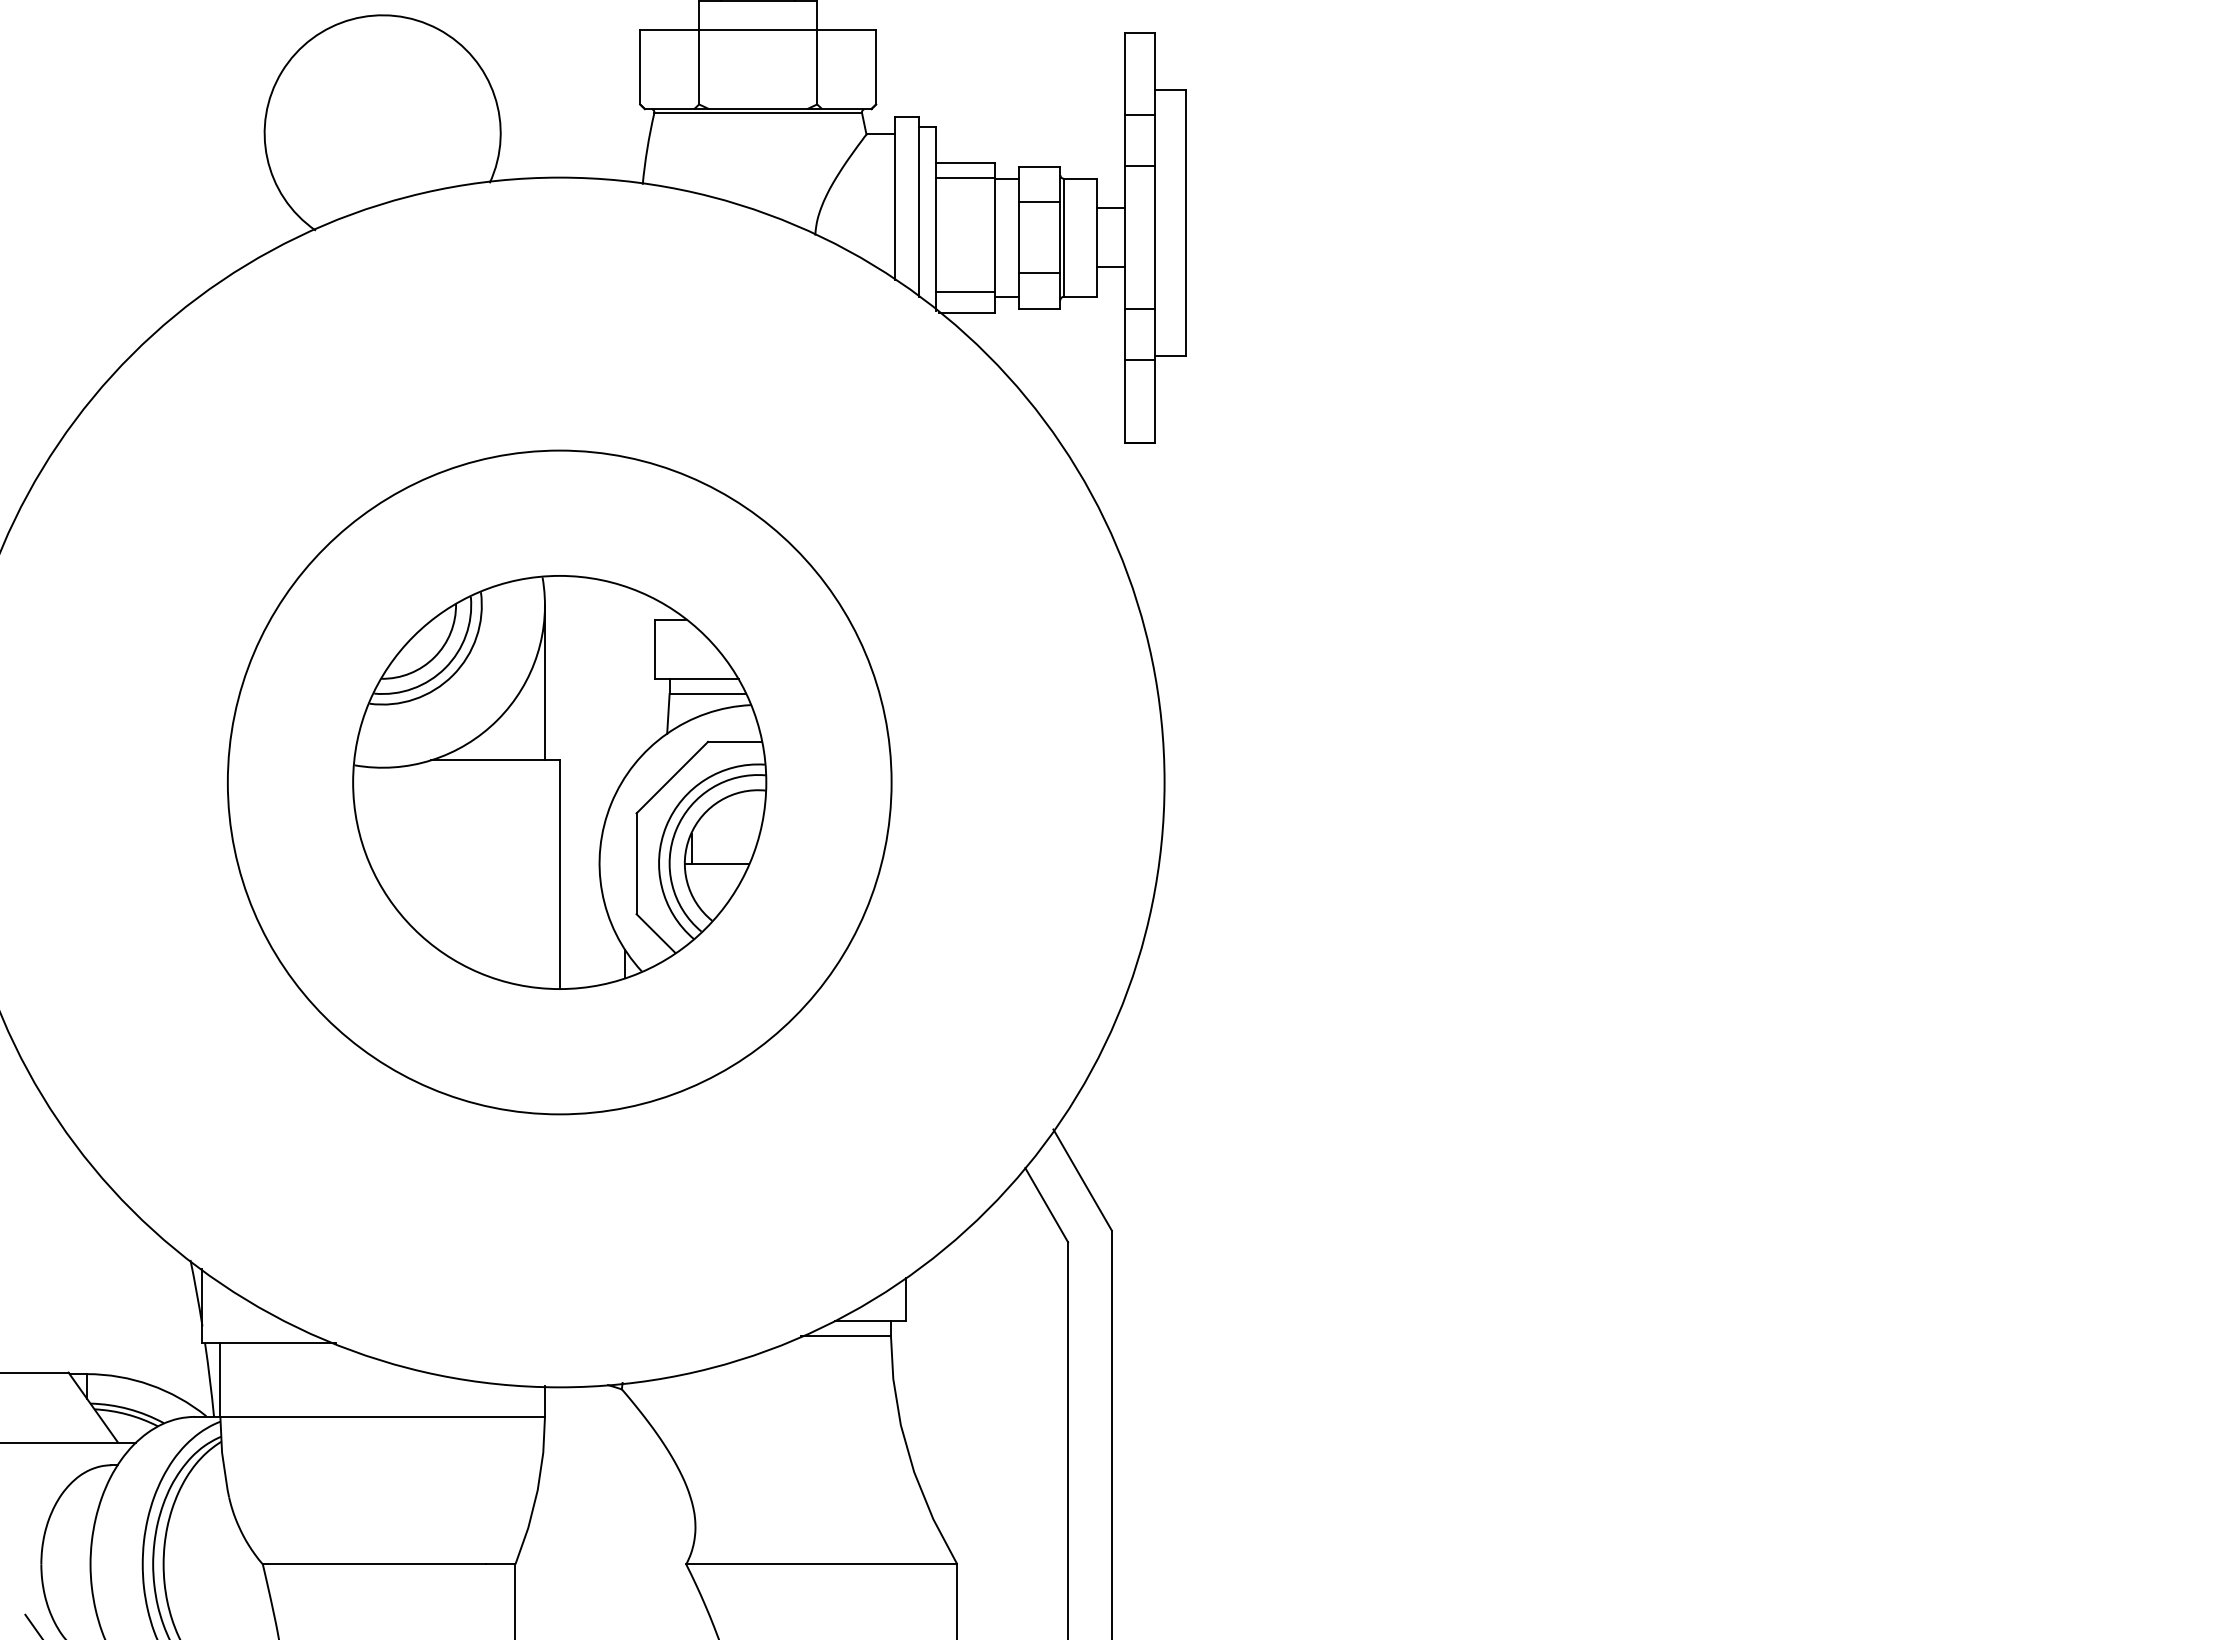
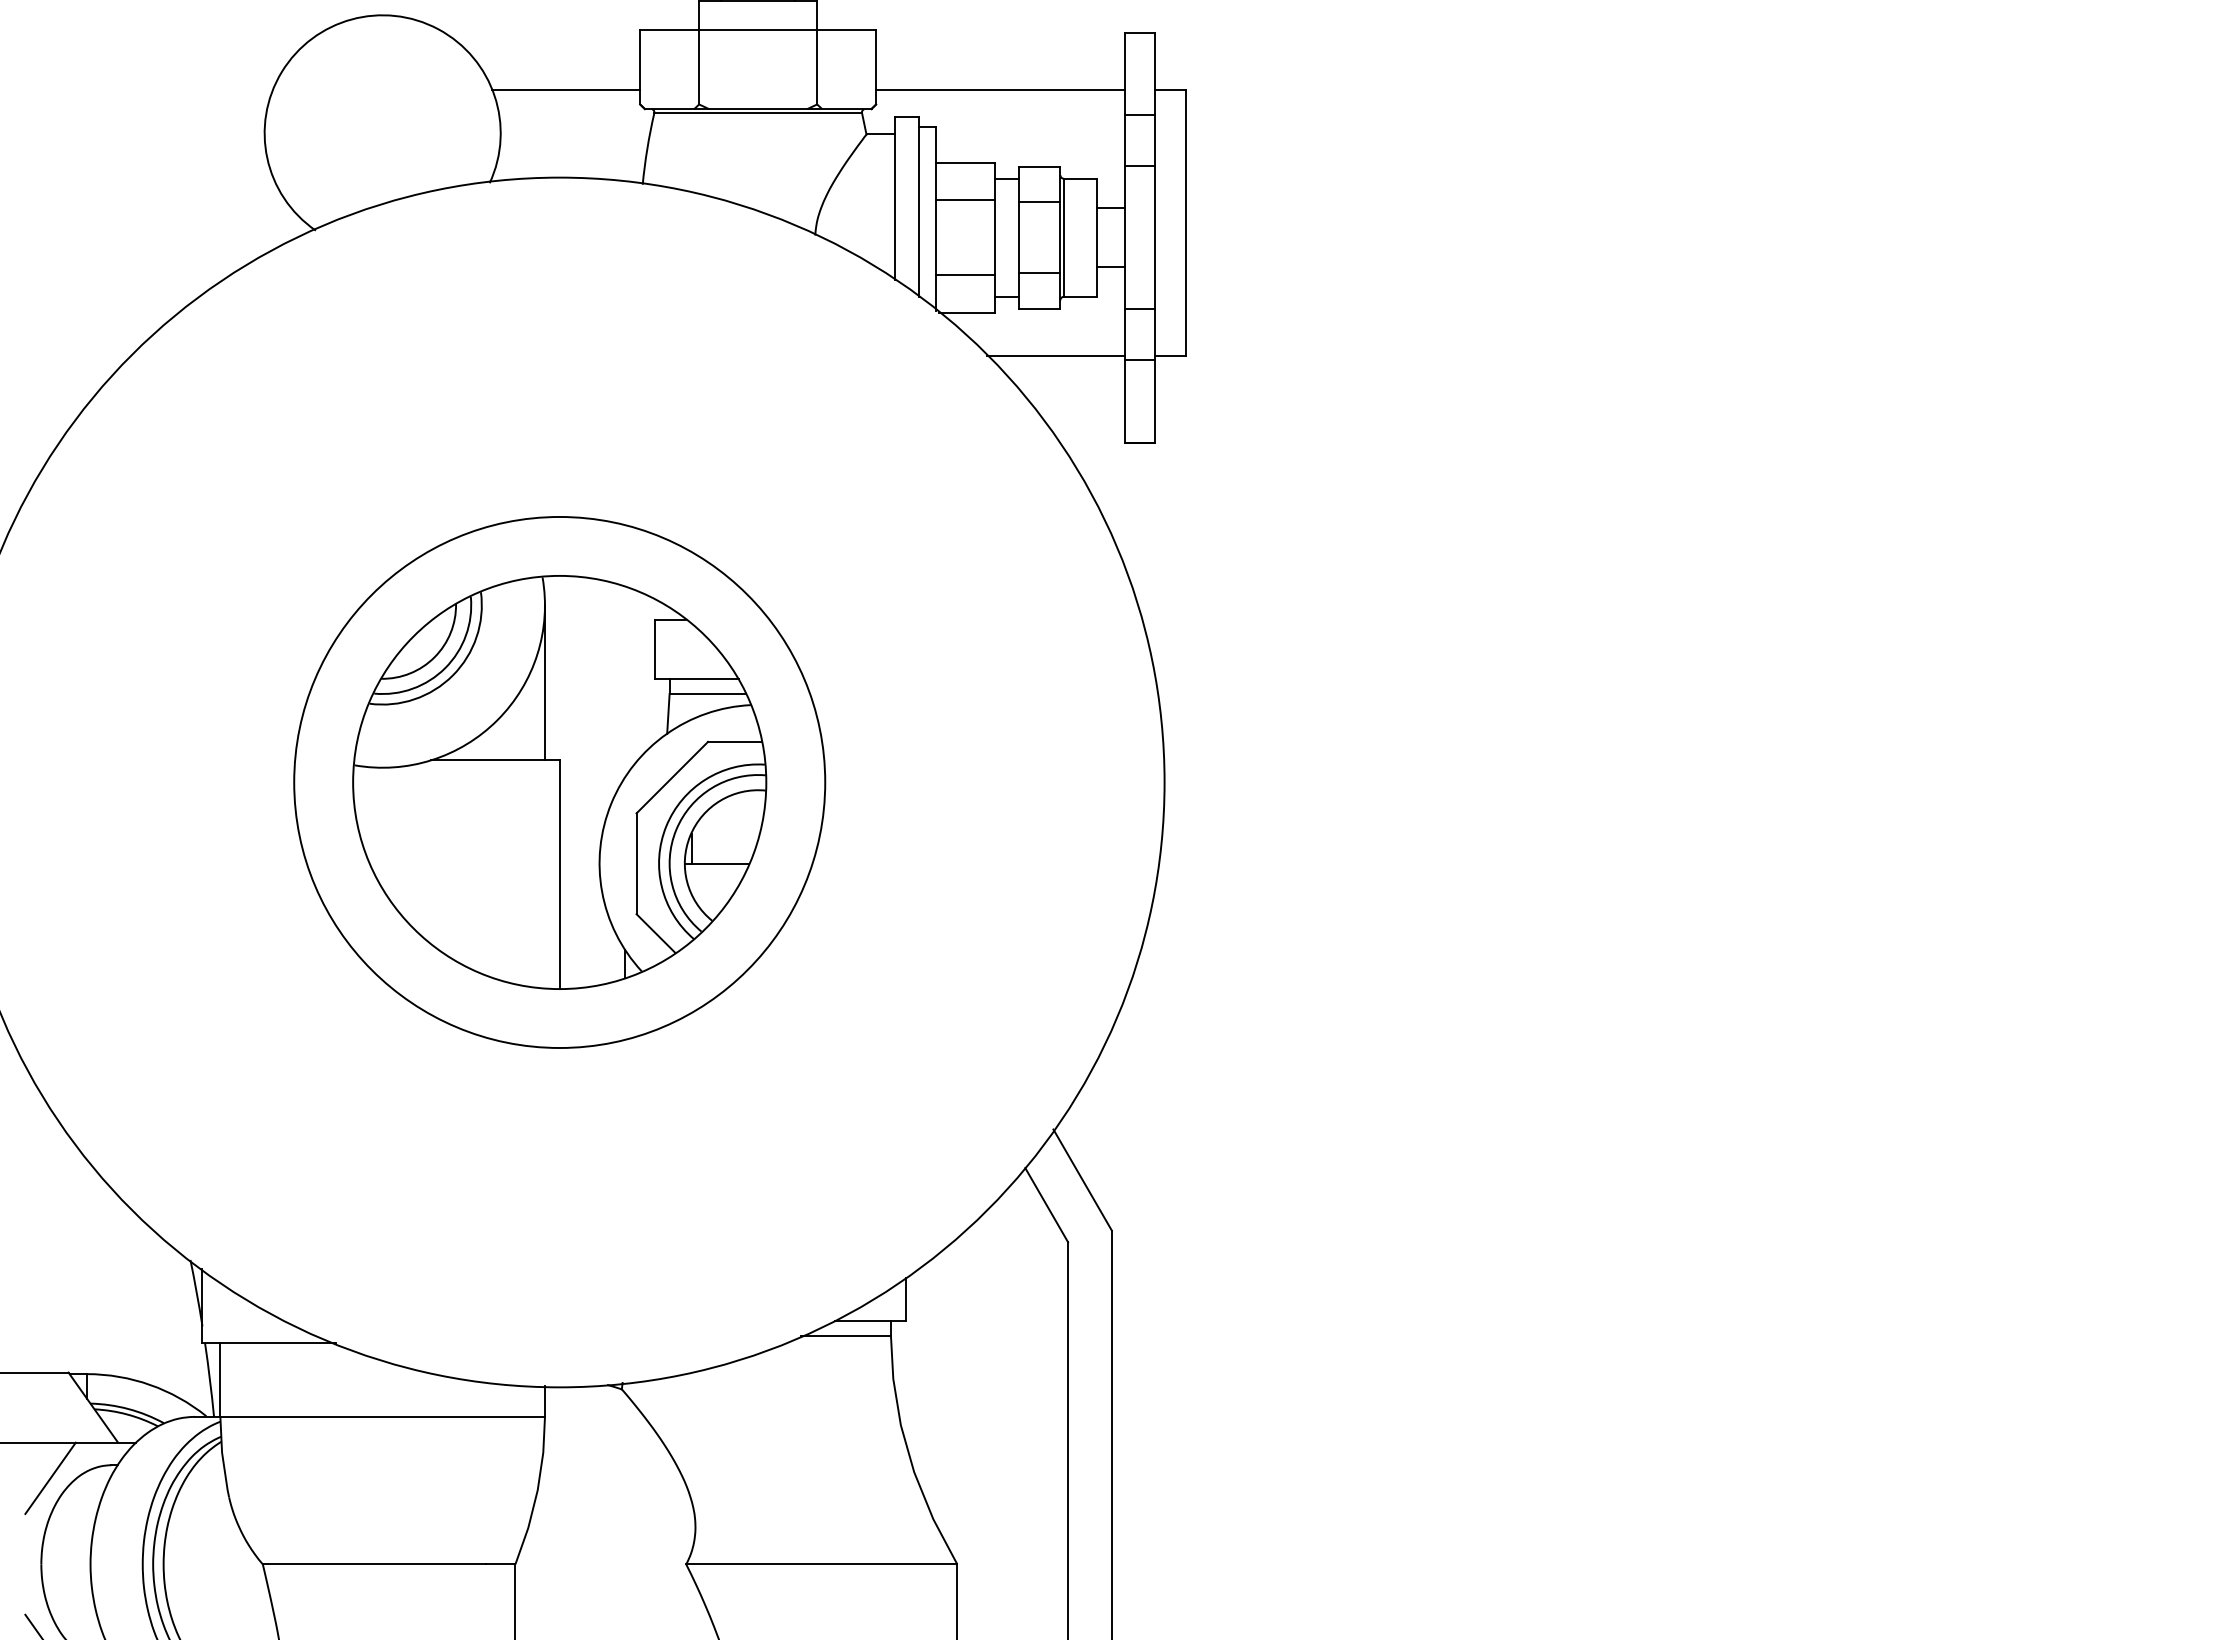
line: none -> present (566, 90)
line: none -> present (1000, 90)
line position: (965, 178) -> (965, 200) (965, 200)
line position: (965, 292) -> (965, 275) (965, 275)
line: none -> present (1055, 355)
circle diameter: 664 px -> 531 px (559, 782)
line: none -> present (50, 1477)
